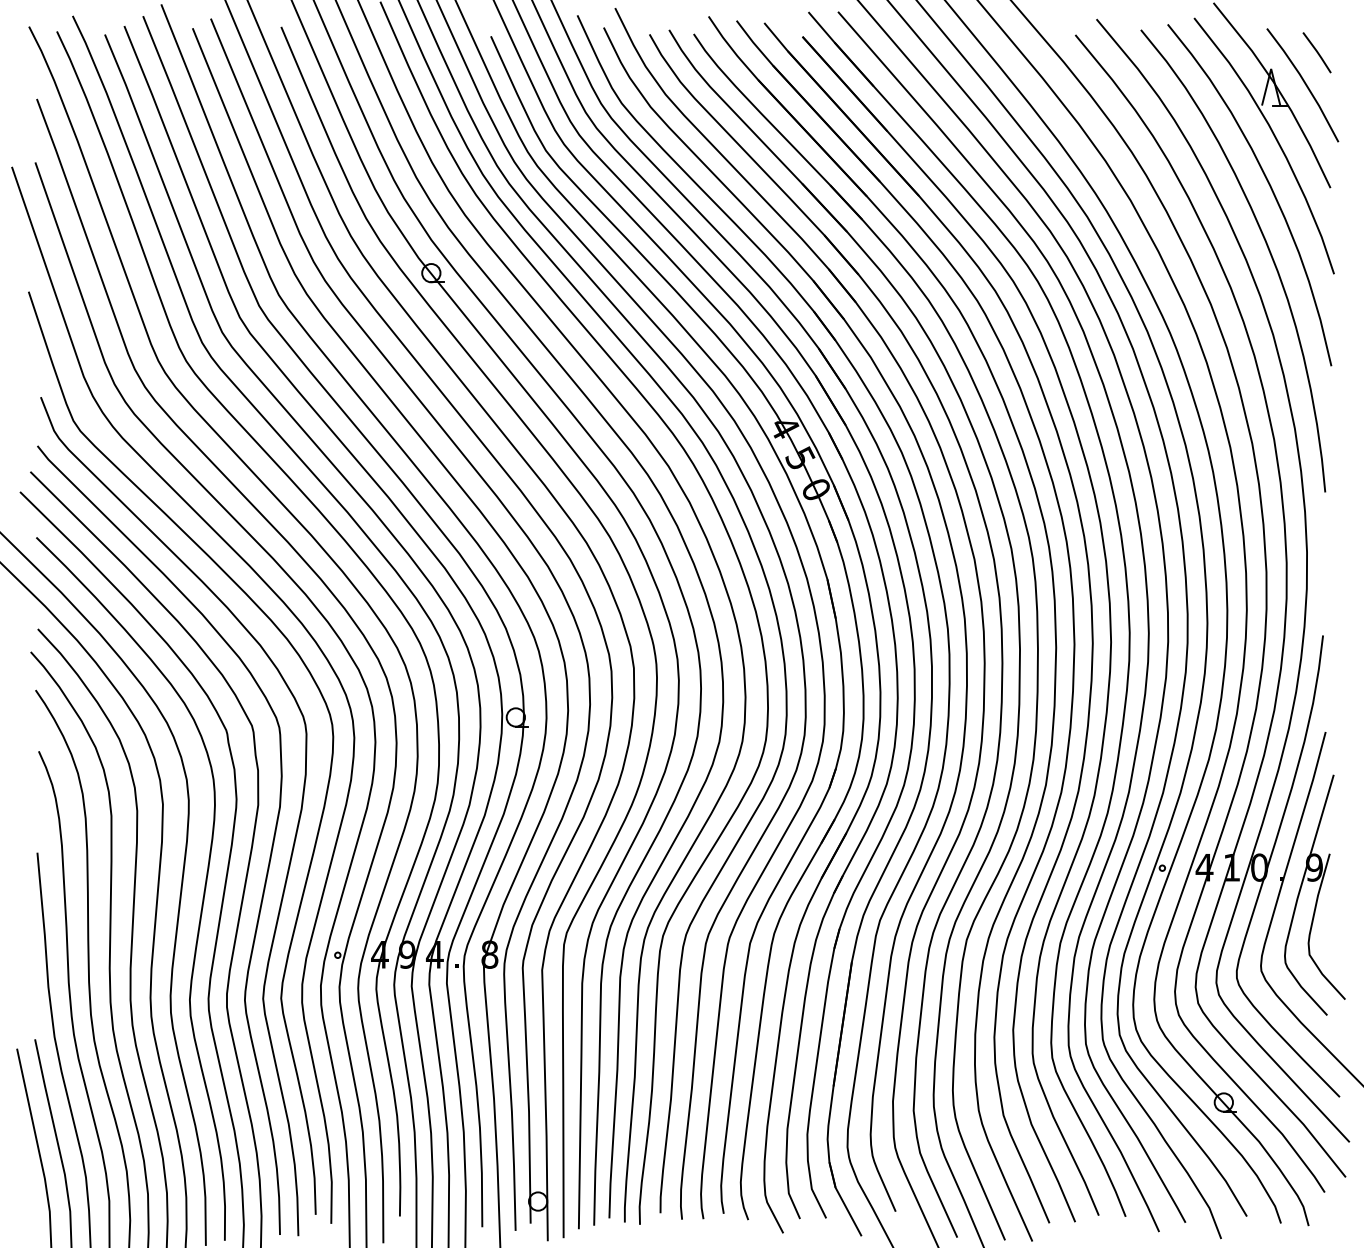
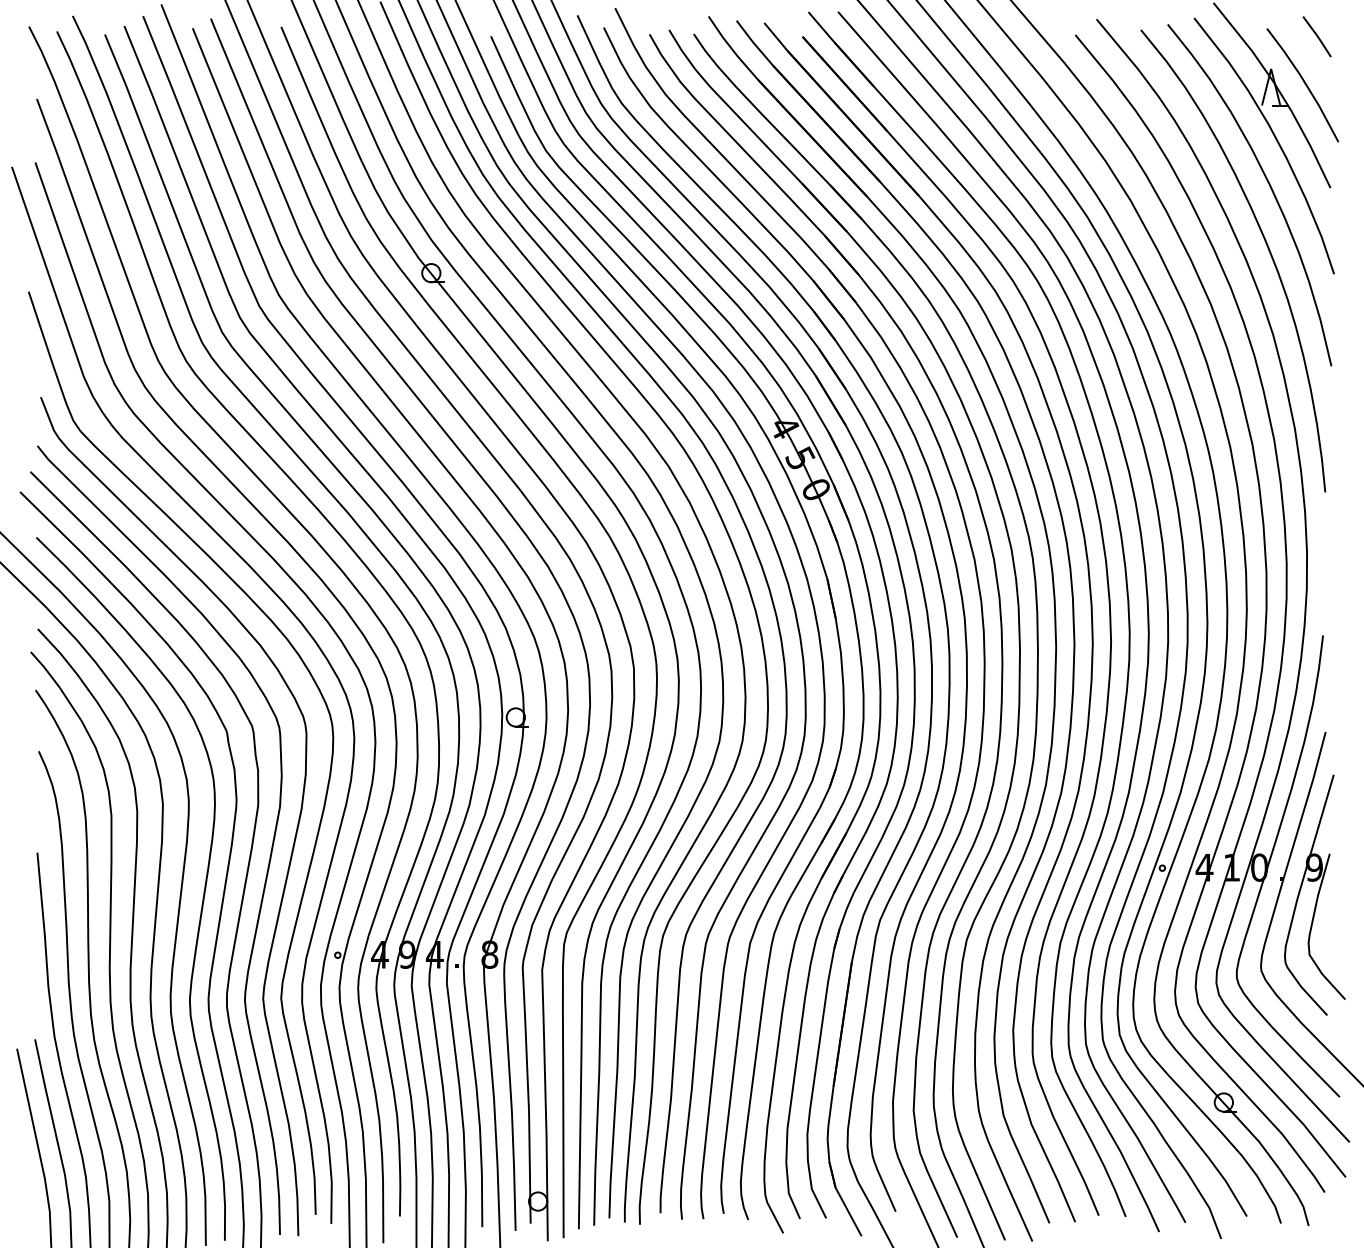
line position: (1316, 52) -> (1316, 36) (1316, 36)
